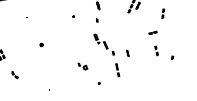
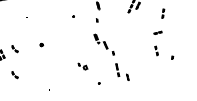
part position: (152, 32) -> (157, 32) (157, 32)
part: none -> present (14, 49)
part position: (127, 52) -> (127, 76) (127, 76)
